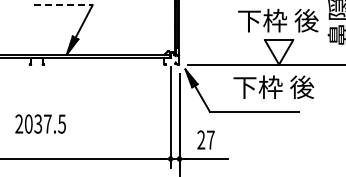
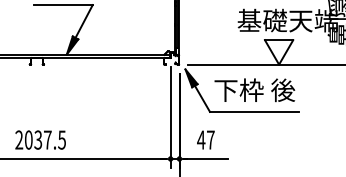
line: dashed -> solid (63, 5)
text: 下枠 後 -> 基礎天端 (287, 20)
text position: (273, 87) -> (254, 90) (254, 90)
text position: (40, 123) -> (40, 139) (40, 139)
text: 27 -> 47 (201, 139)
